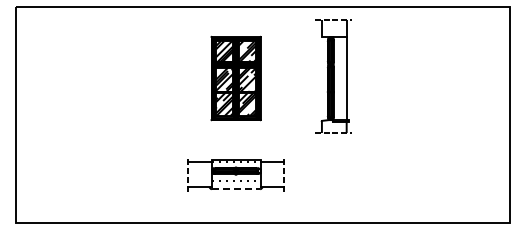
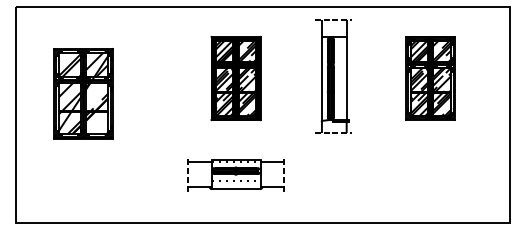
line: none -> present (321, 78)
part: none -> present (430, 78)
part: none -> present (83, 93)
line: dashed -> solid (236, 189)
